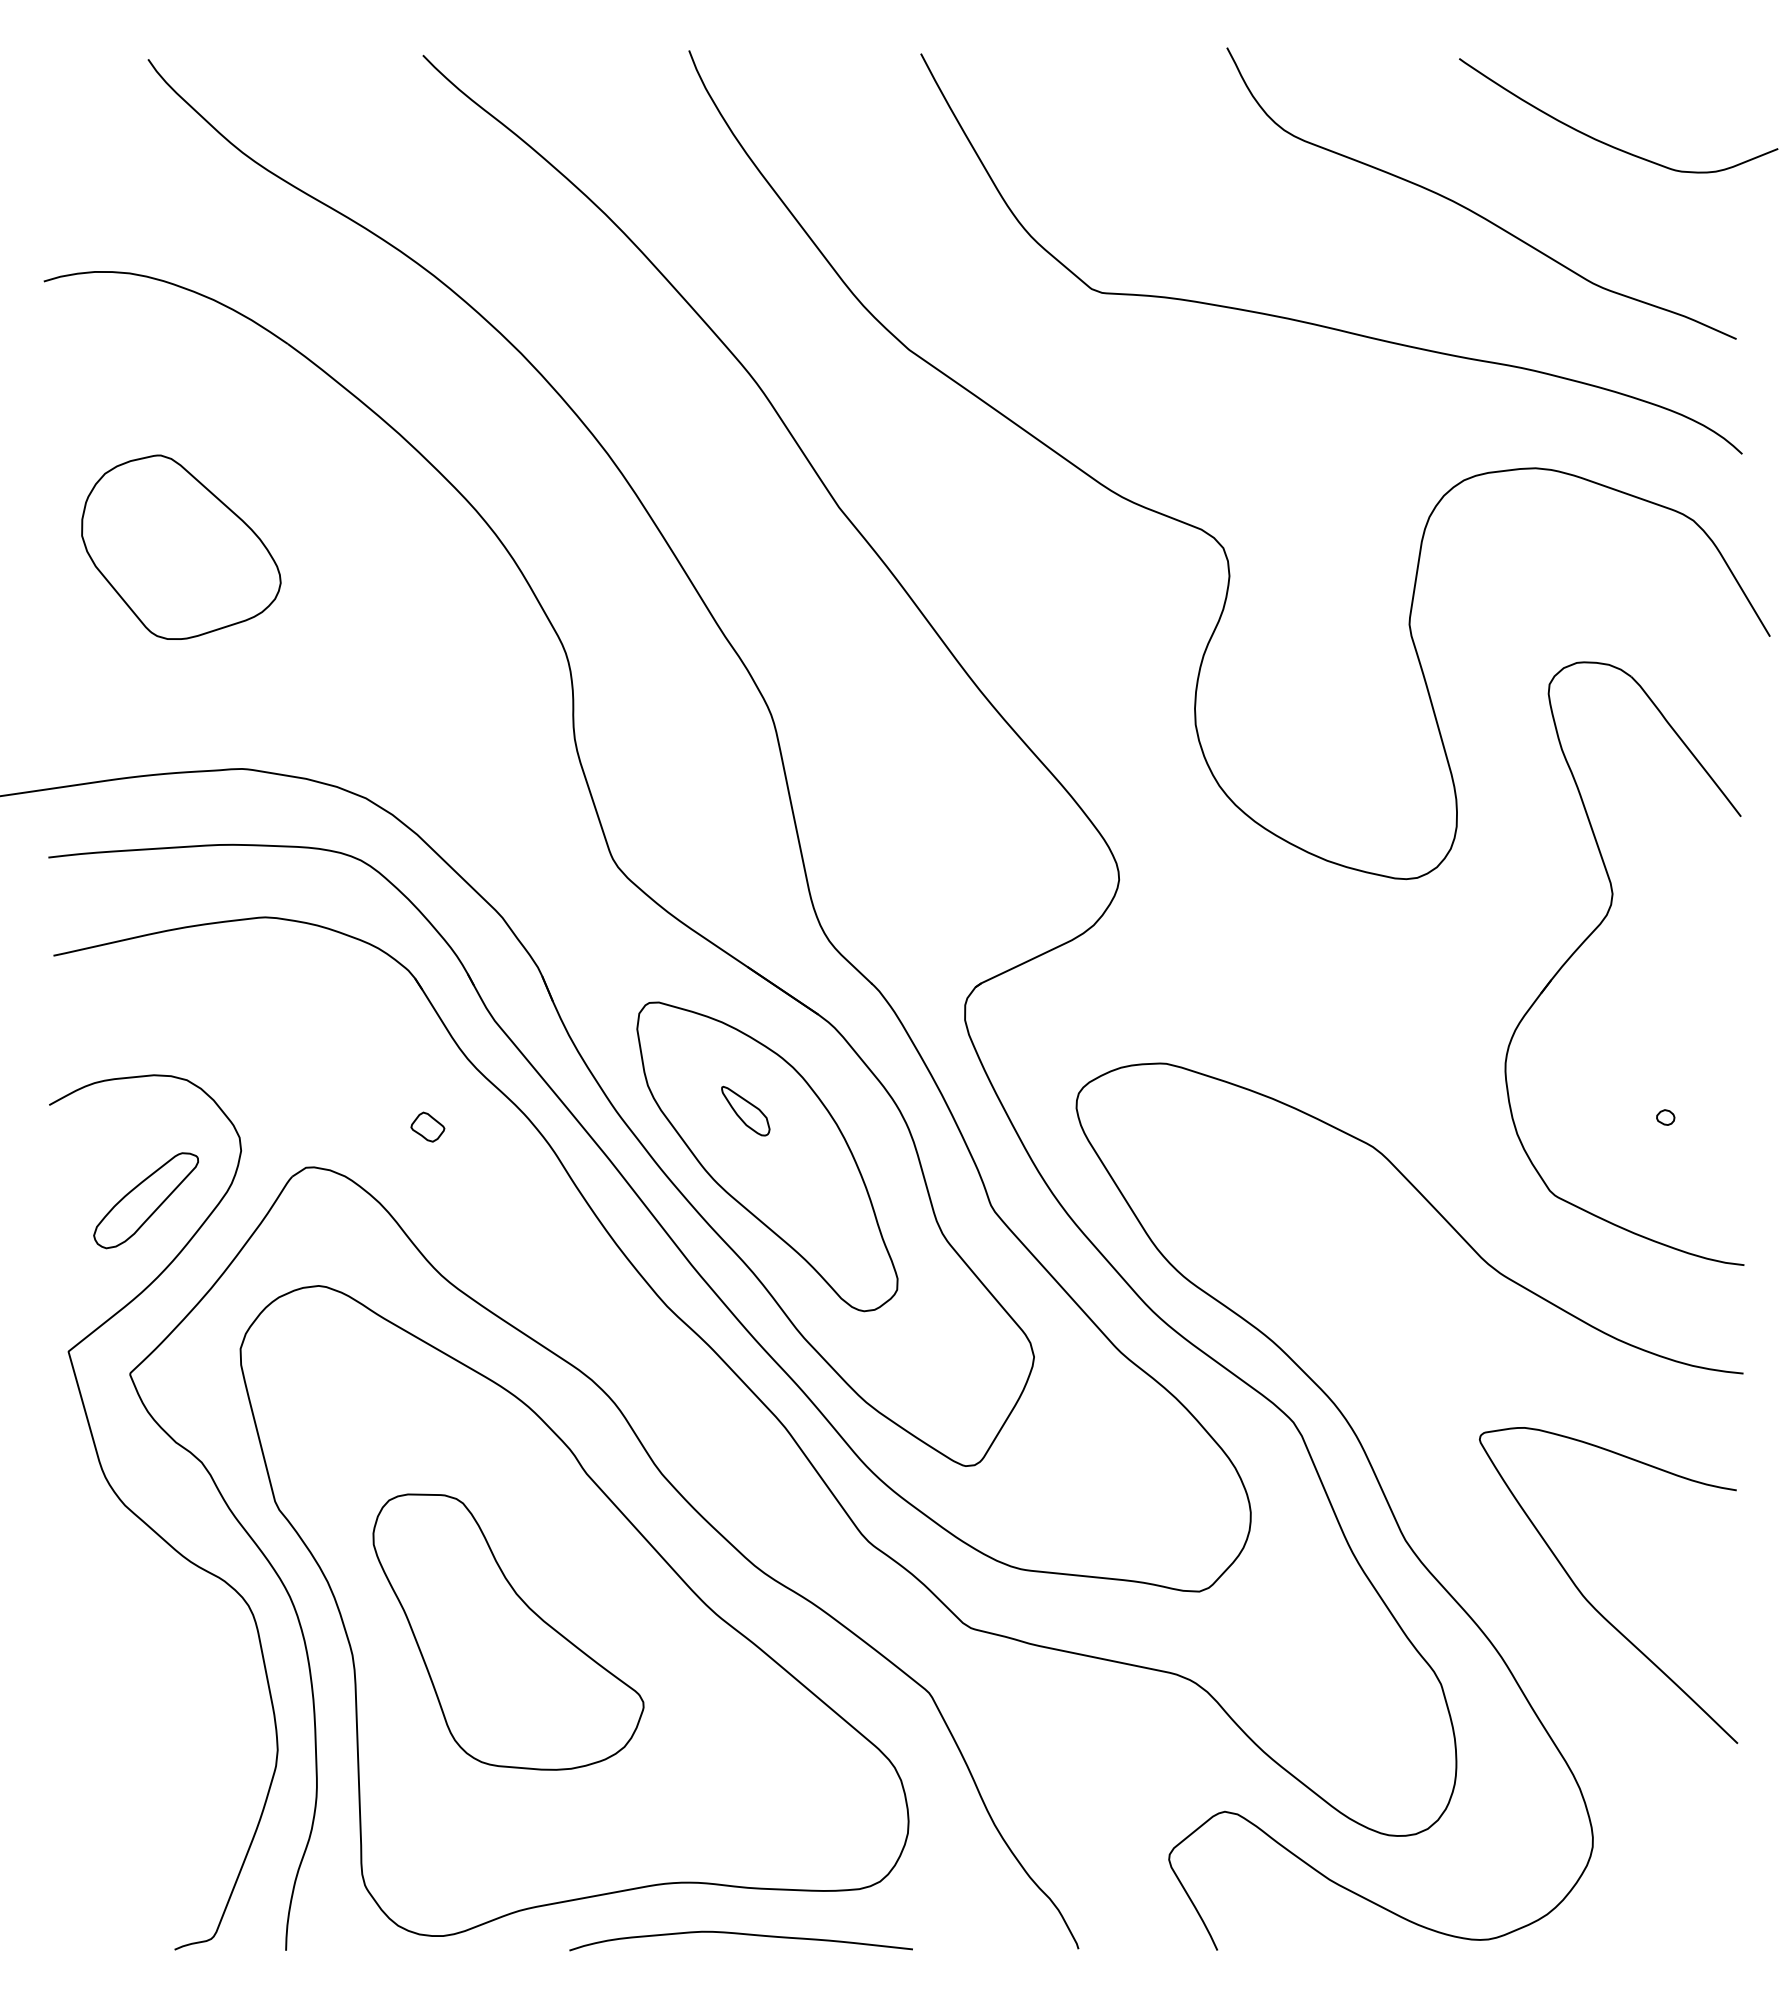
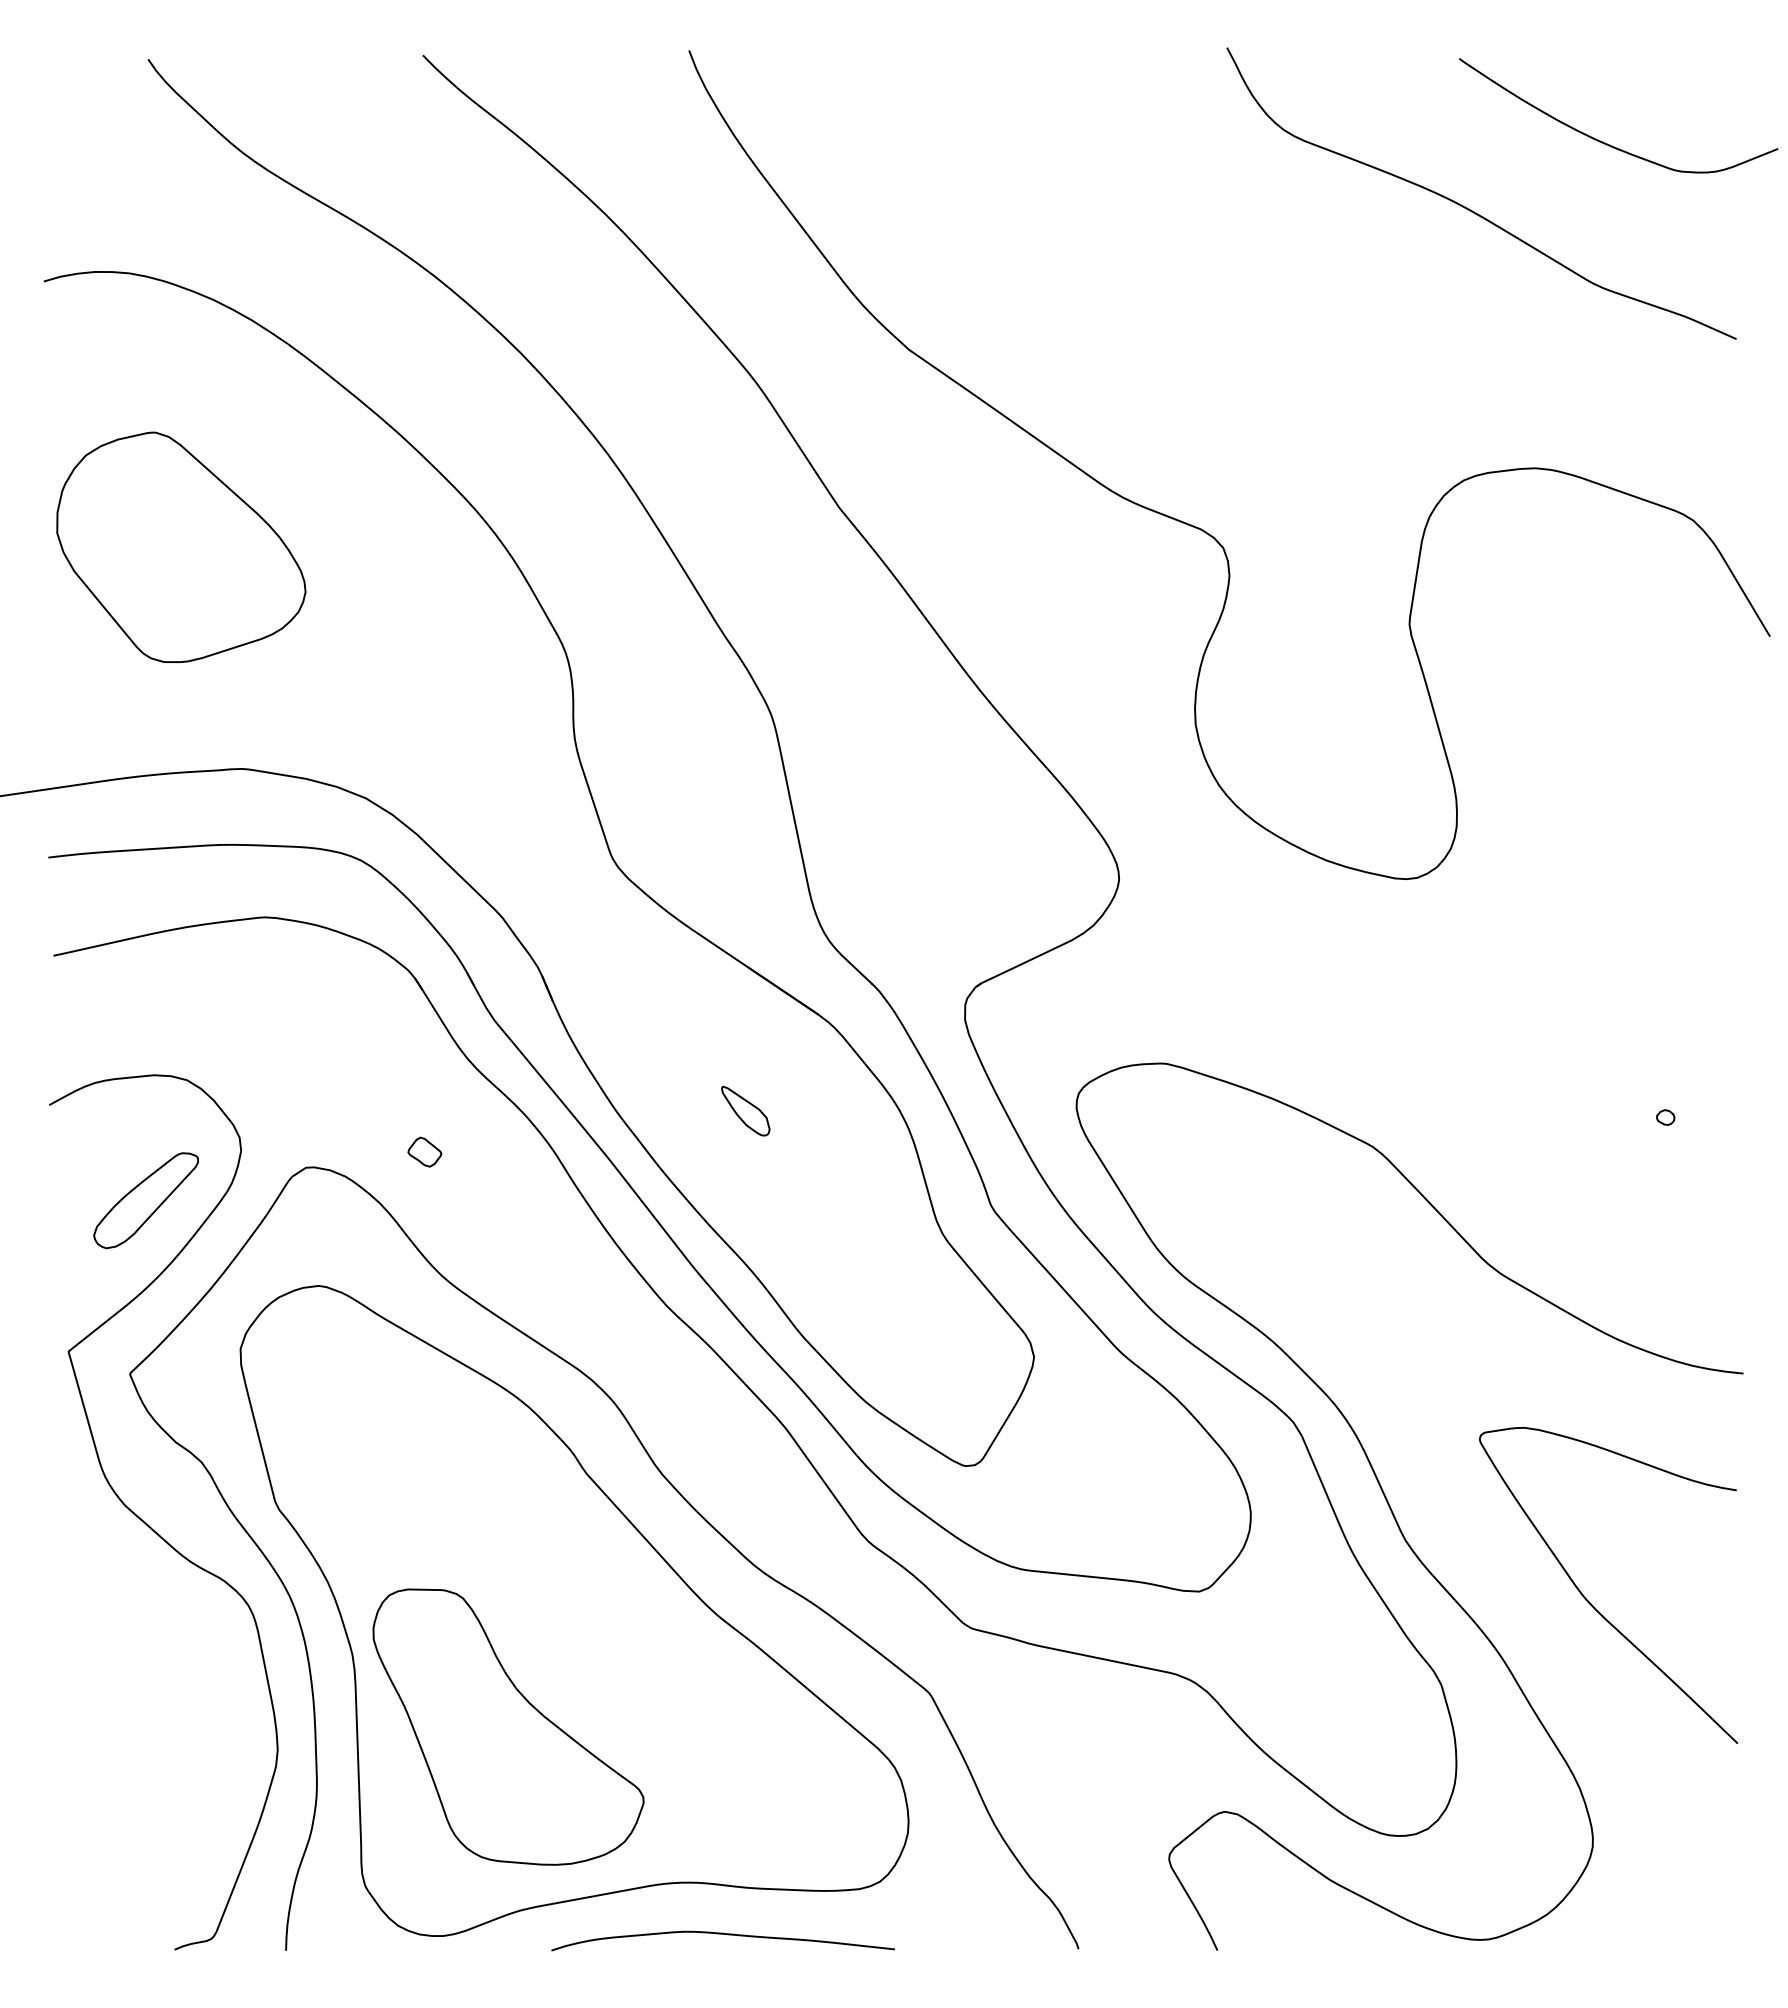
curve: present -> none (1315, 323)
part size: 201x186 px -> 251x232 px (181, 546)
part: present -> none (1591, 935)
part position: (427, 1126) -> (424, 1151) (424, 1151)
part: present -> none (767, 1156)
part position: (508, 1631) -> (508, 1726) (508, 1726)
curve position: (740, 1934) -> (722, 1934) (722, 1934)
